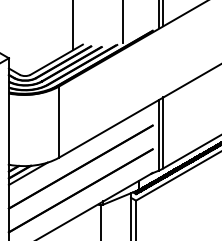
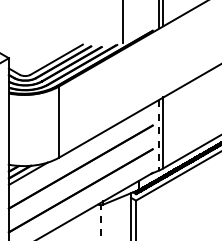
line: present -> none (73, 26)
line: solid -> dashed (158, 136)
line: solid -> dashed (100, 222)
